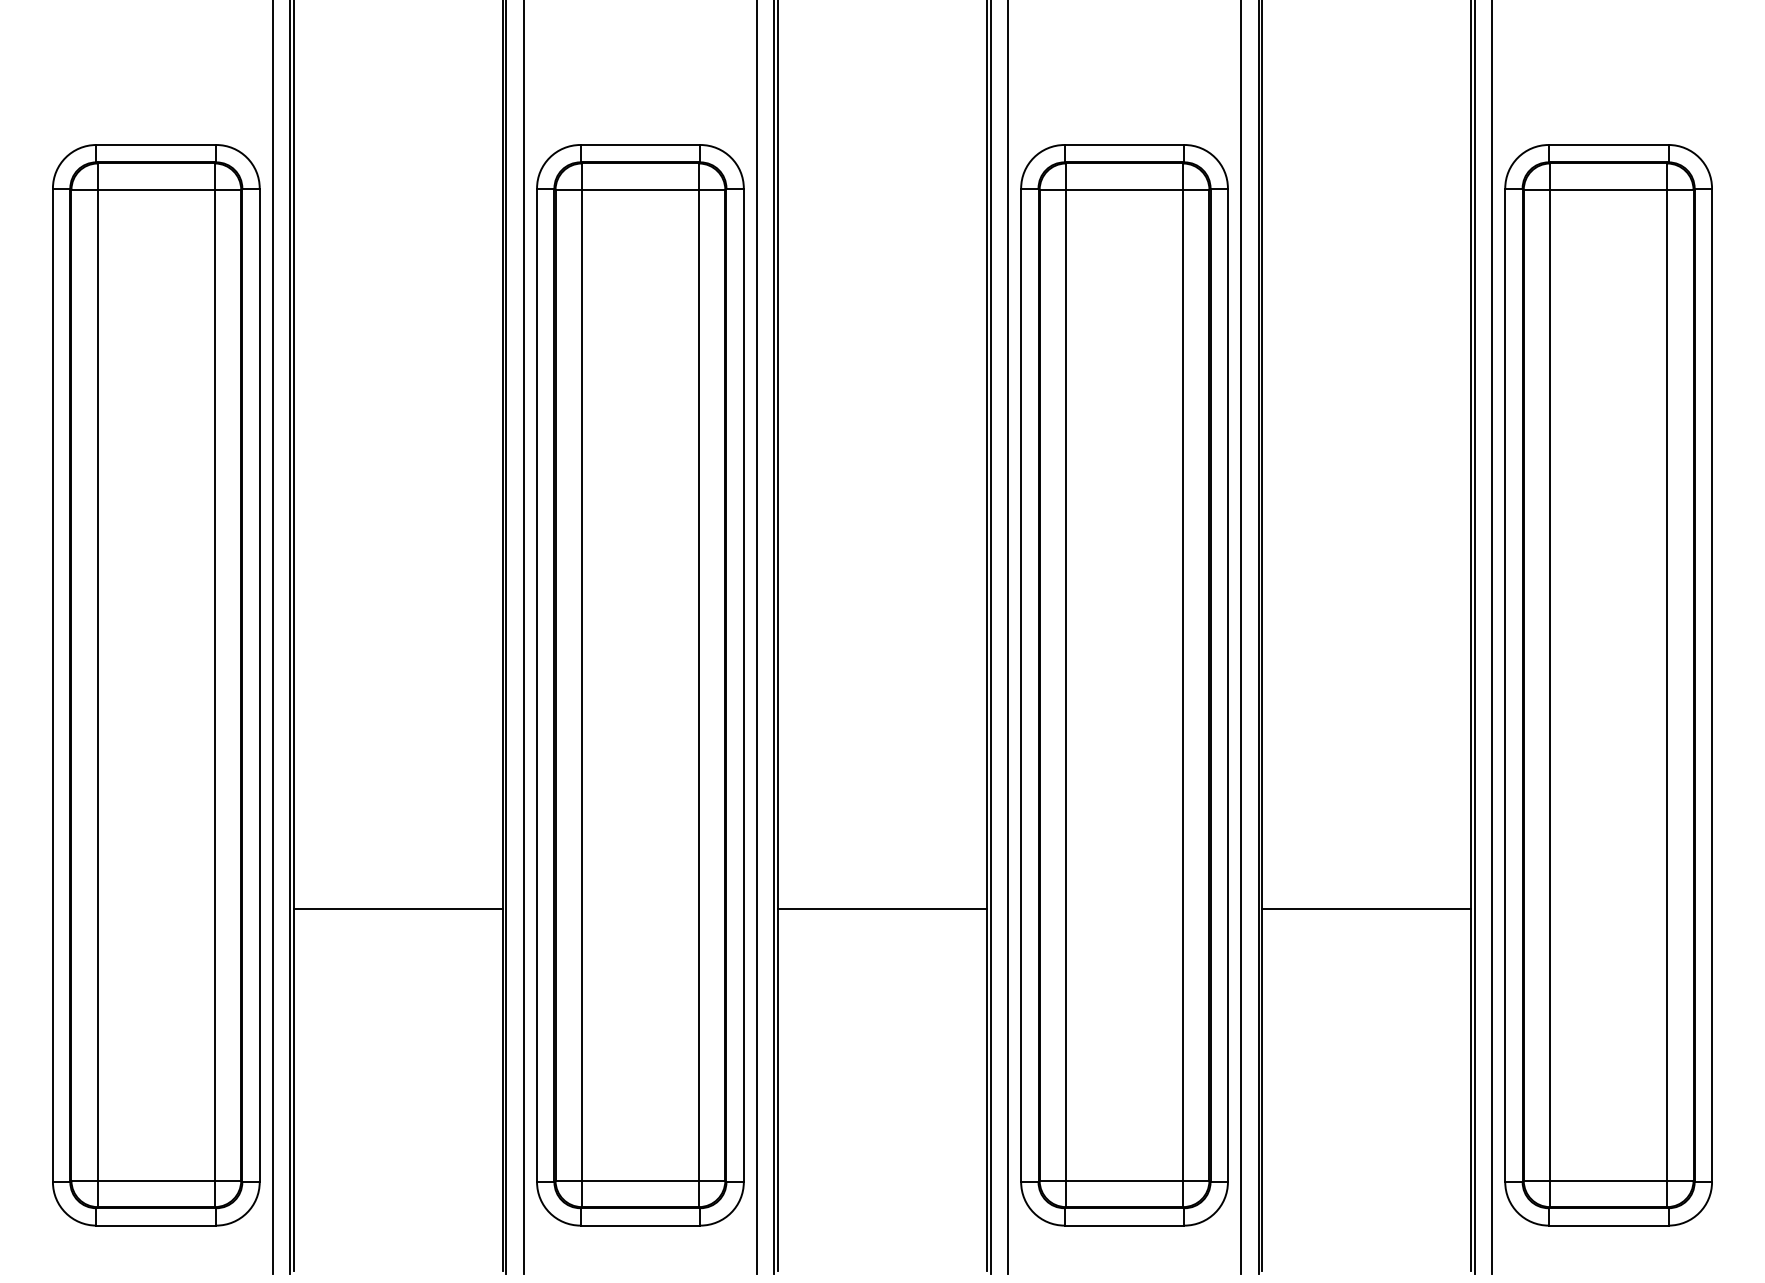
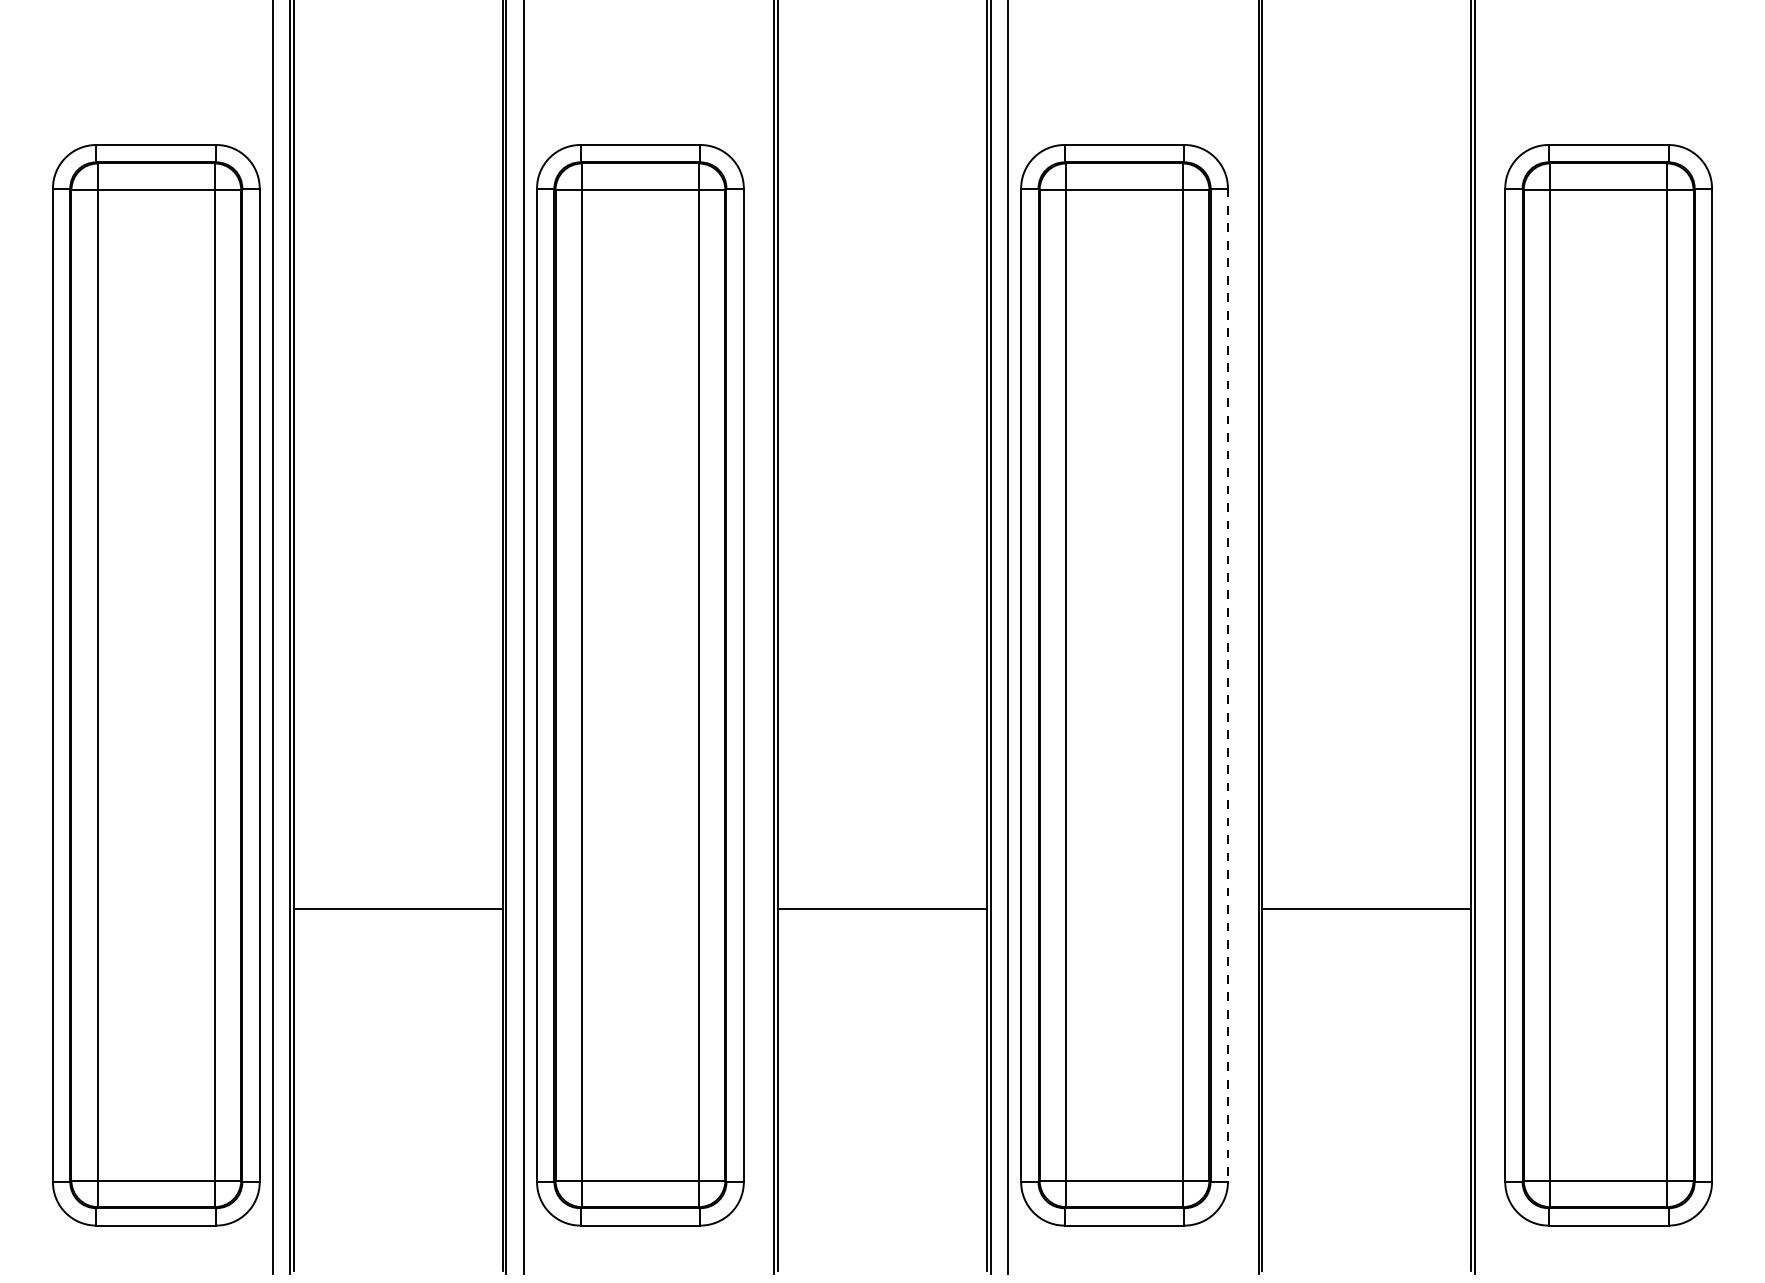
line: present -> none (757, 638)
line: present -> none (1241, 638)
line: present -> none (1492, 638)
line: solid -> dashed (1227, 685)
